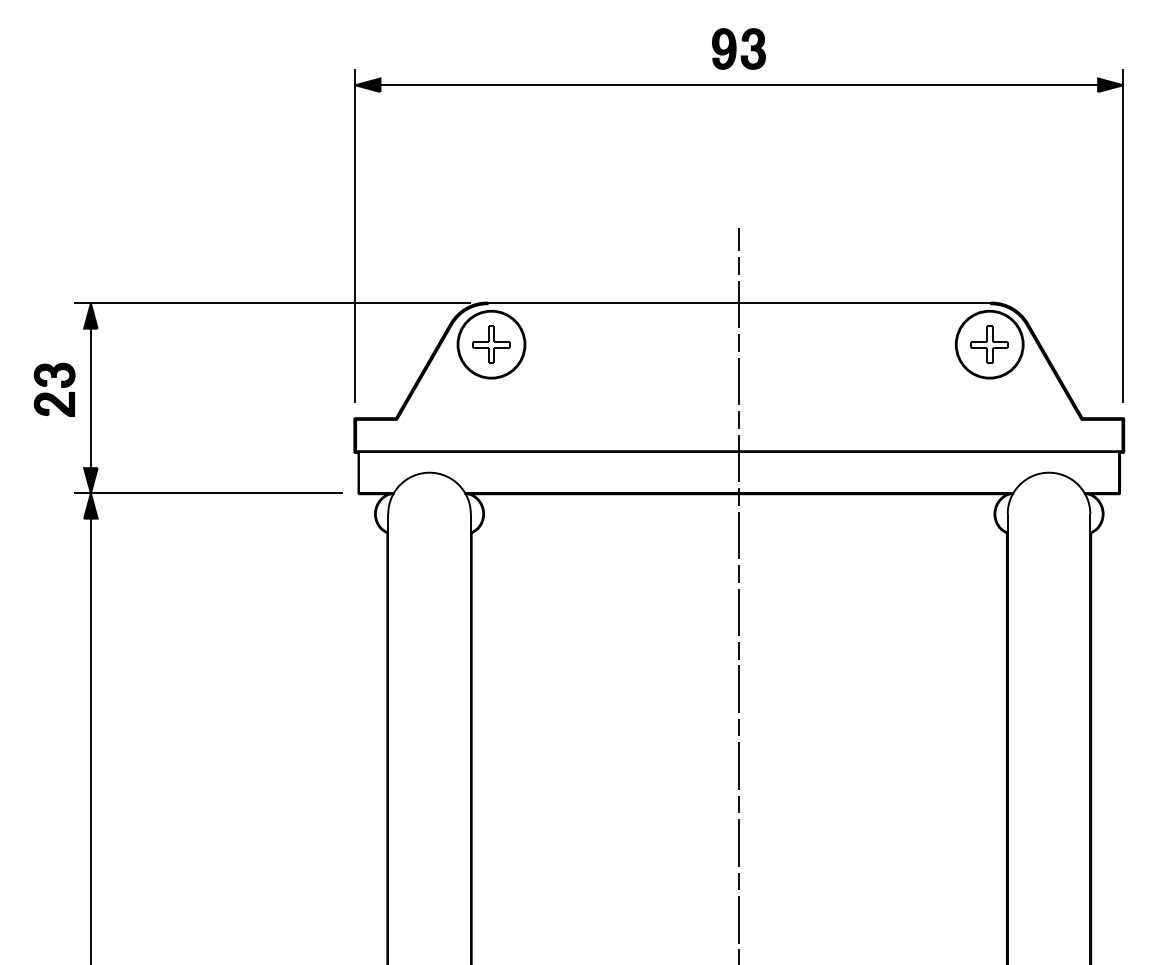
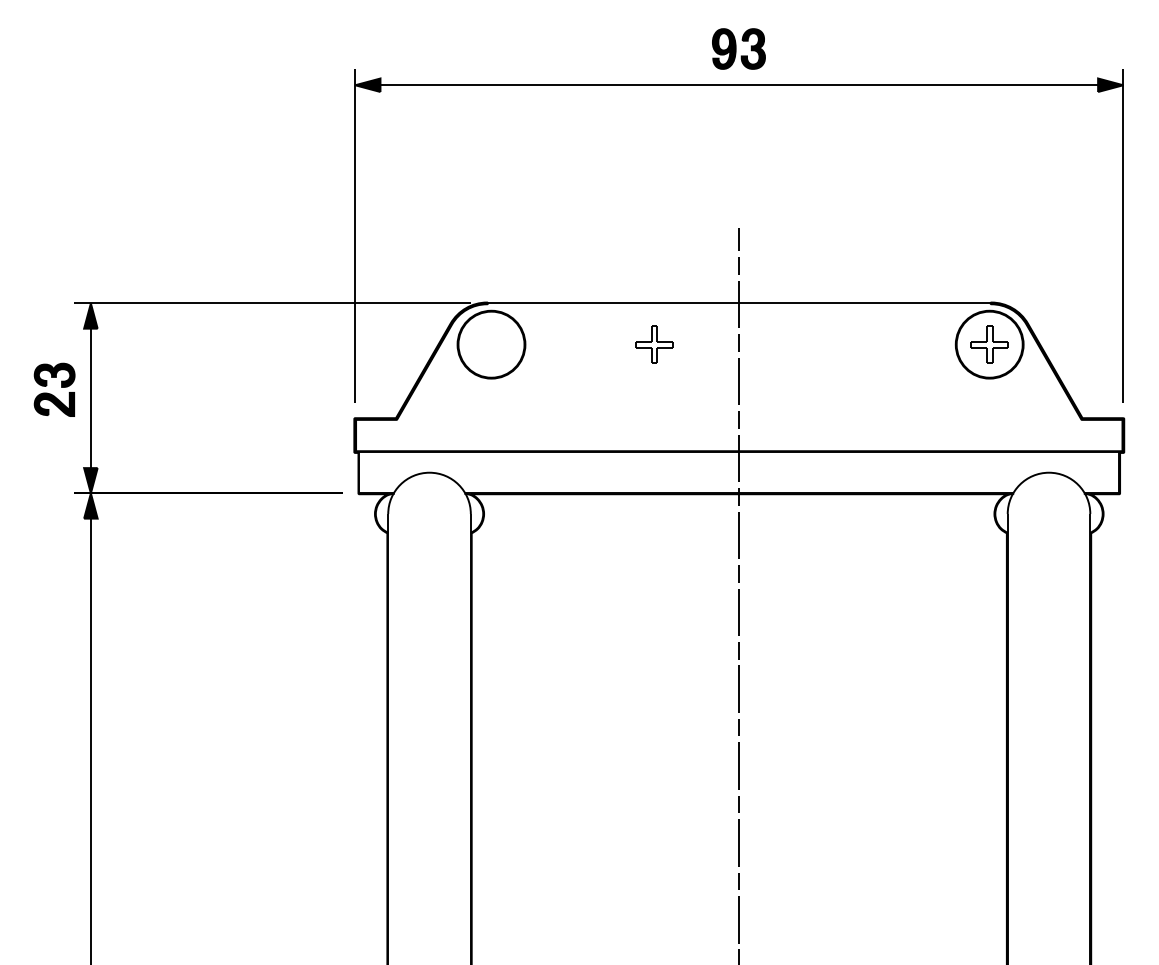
part position: (491, 344) -> (654, 344) (654, 344)
